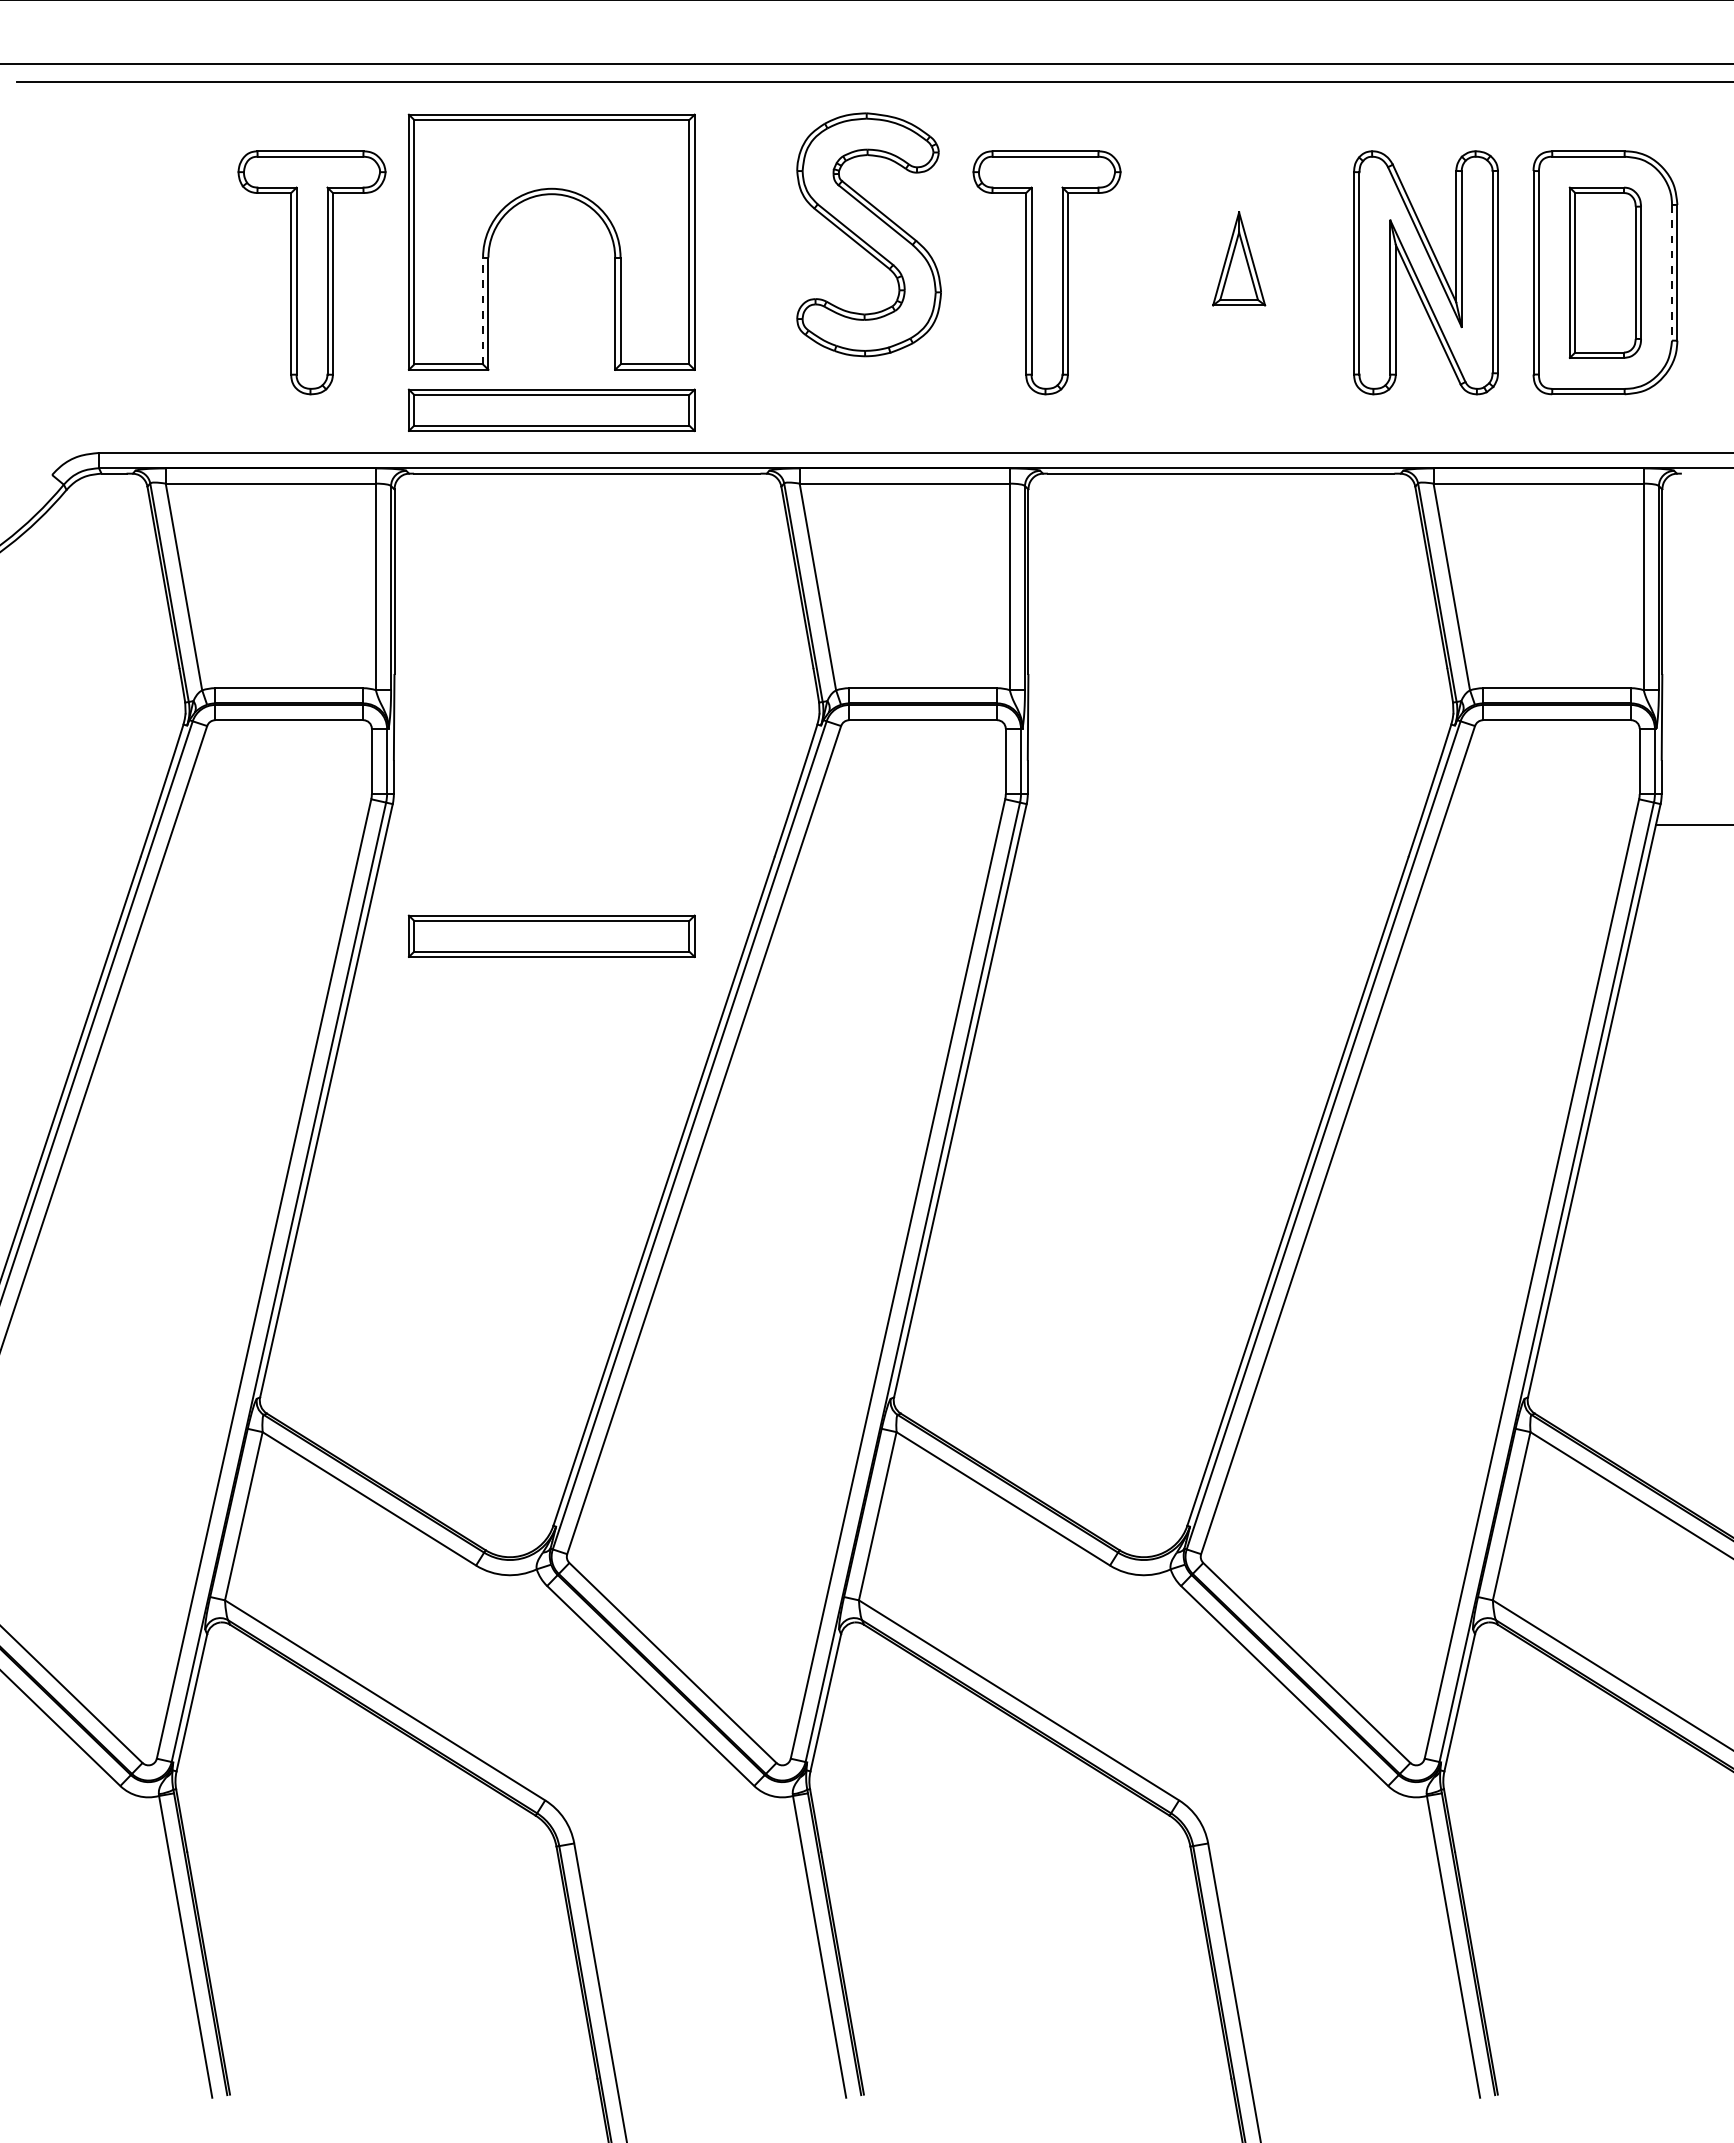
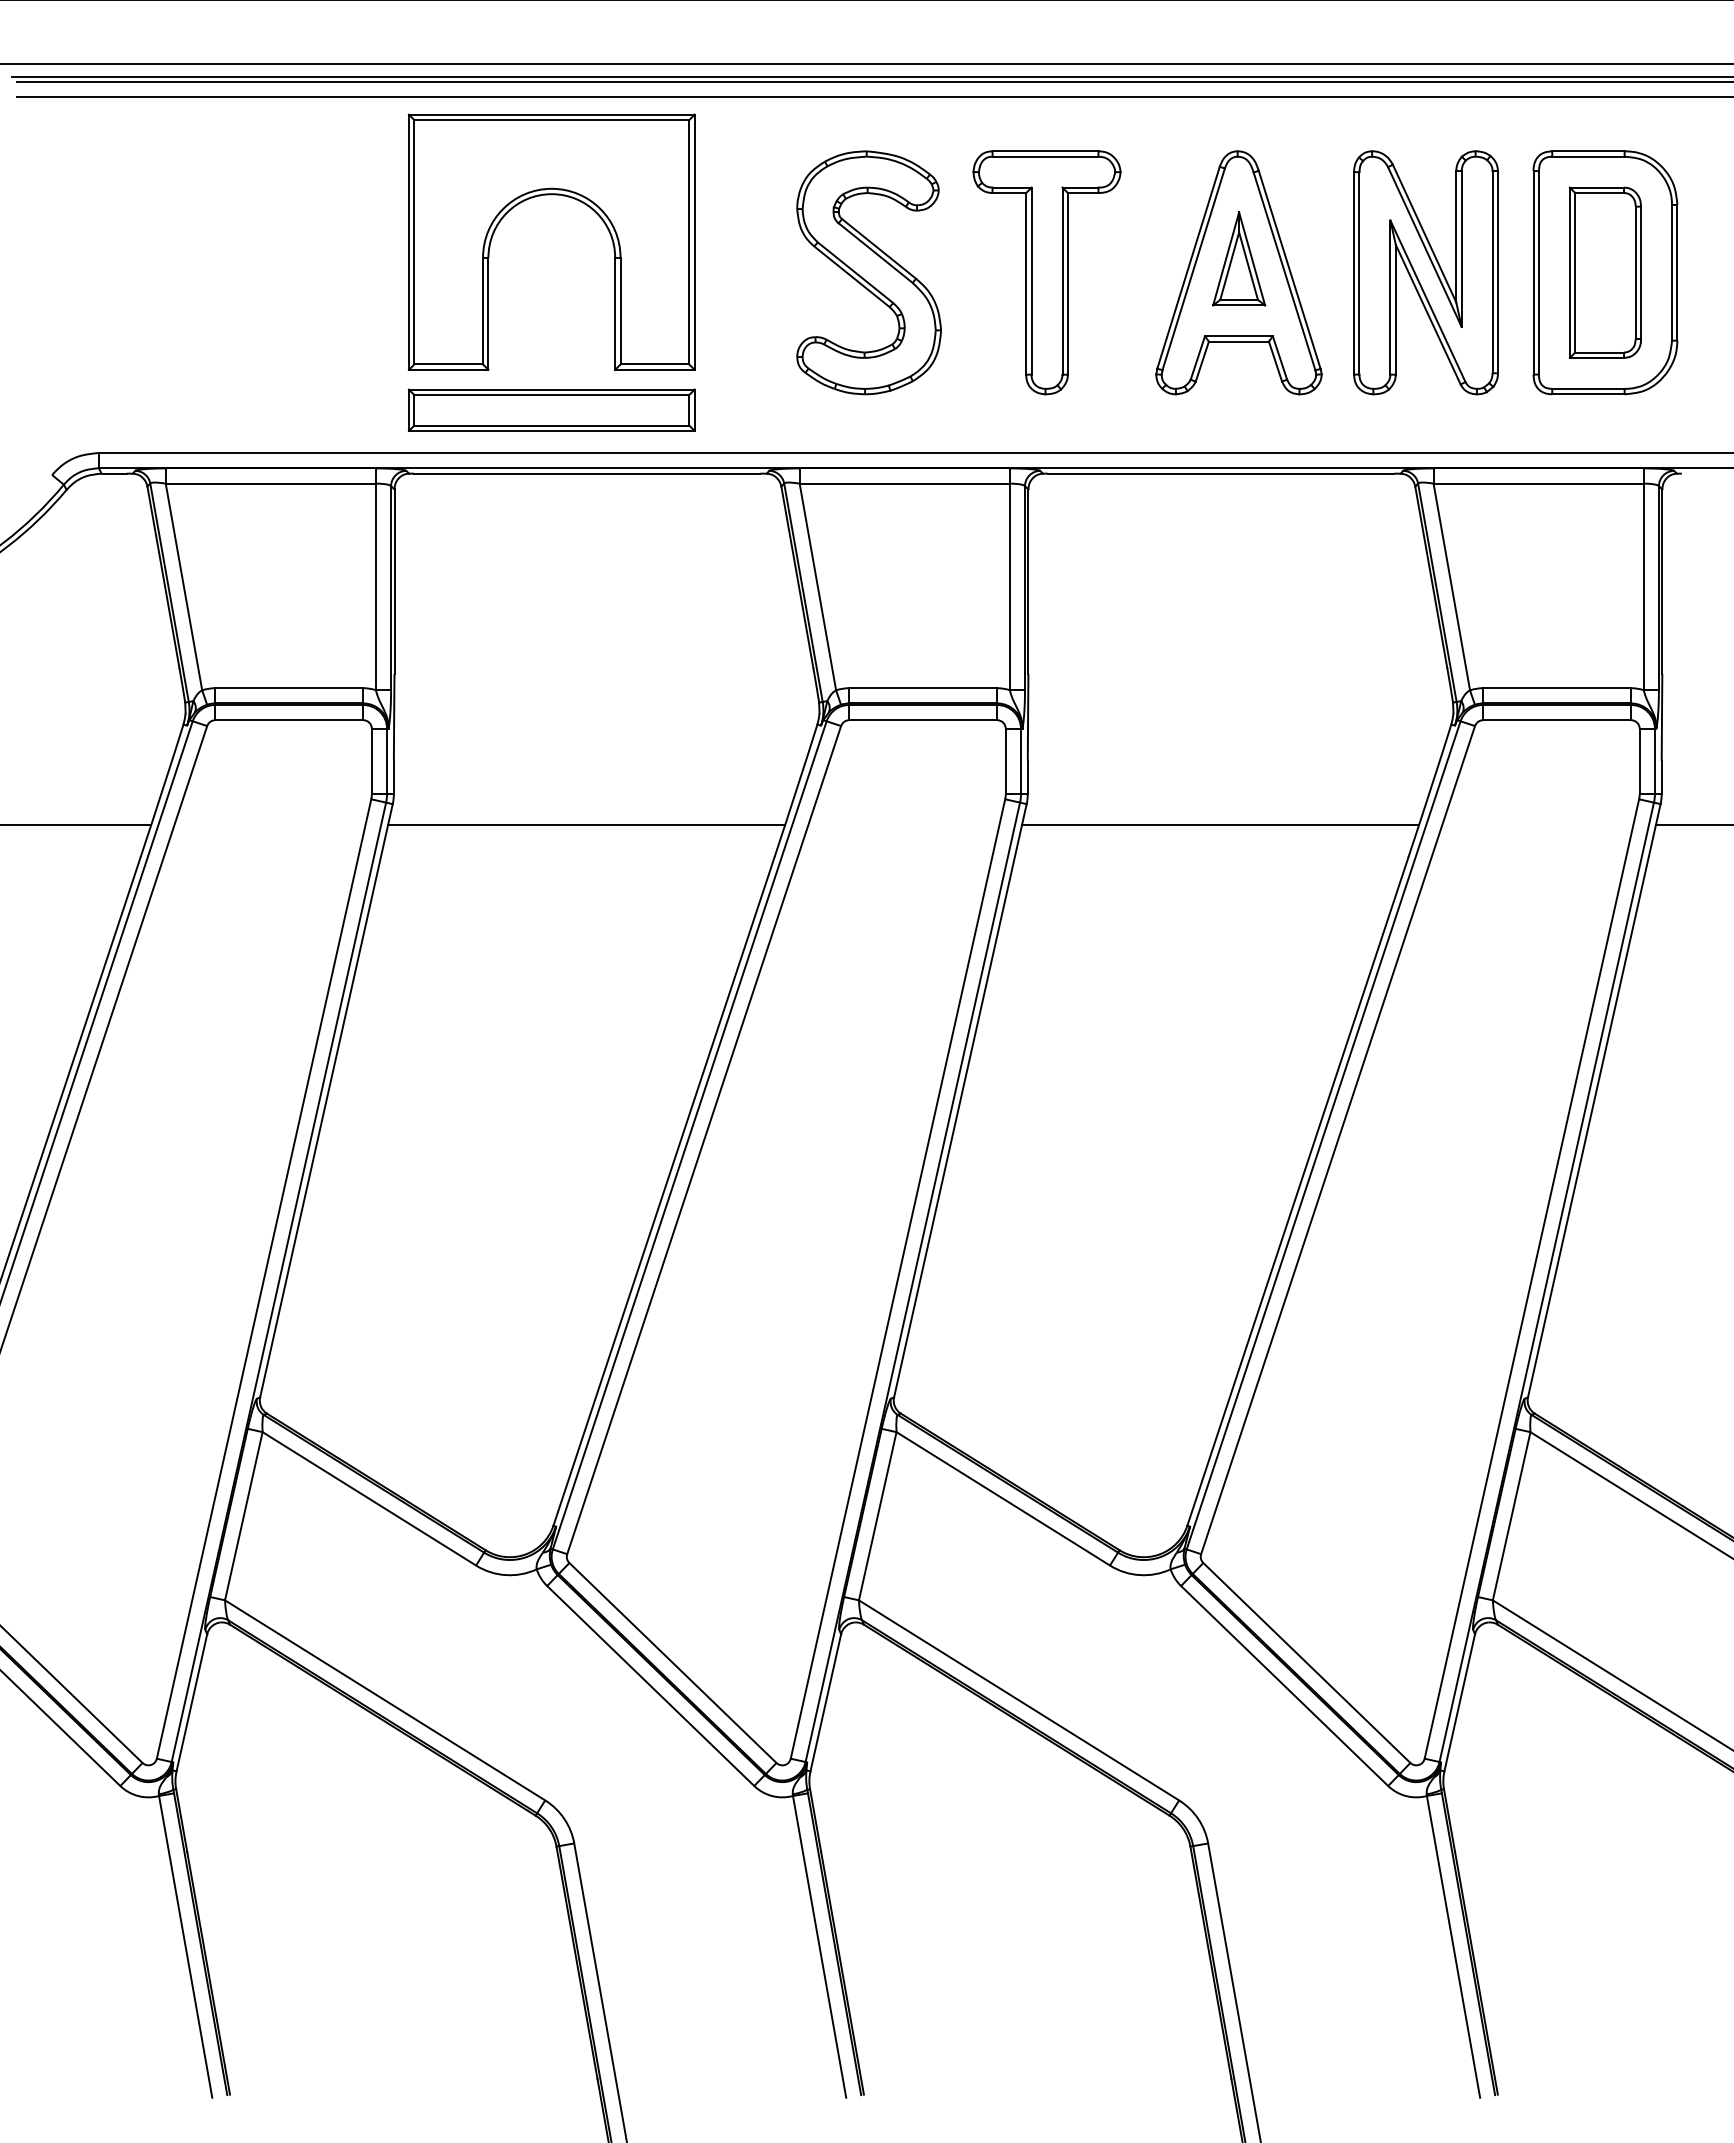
line: none -> present (870, 76)
line: none -> present (873, 97)
part position: (868, 234) -> (868, 272) (868, 272)
part: present -> none (311, 272)
part: none -> present (1238, 272)
line: dashed -> solid (1672, 272)
line: dashed -> solid (483, 310)
line: none -> present (76, 824)
line: none -> present (586, 824)
line: none -> present (1220, 824)
part: present -> none (551, 935)
